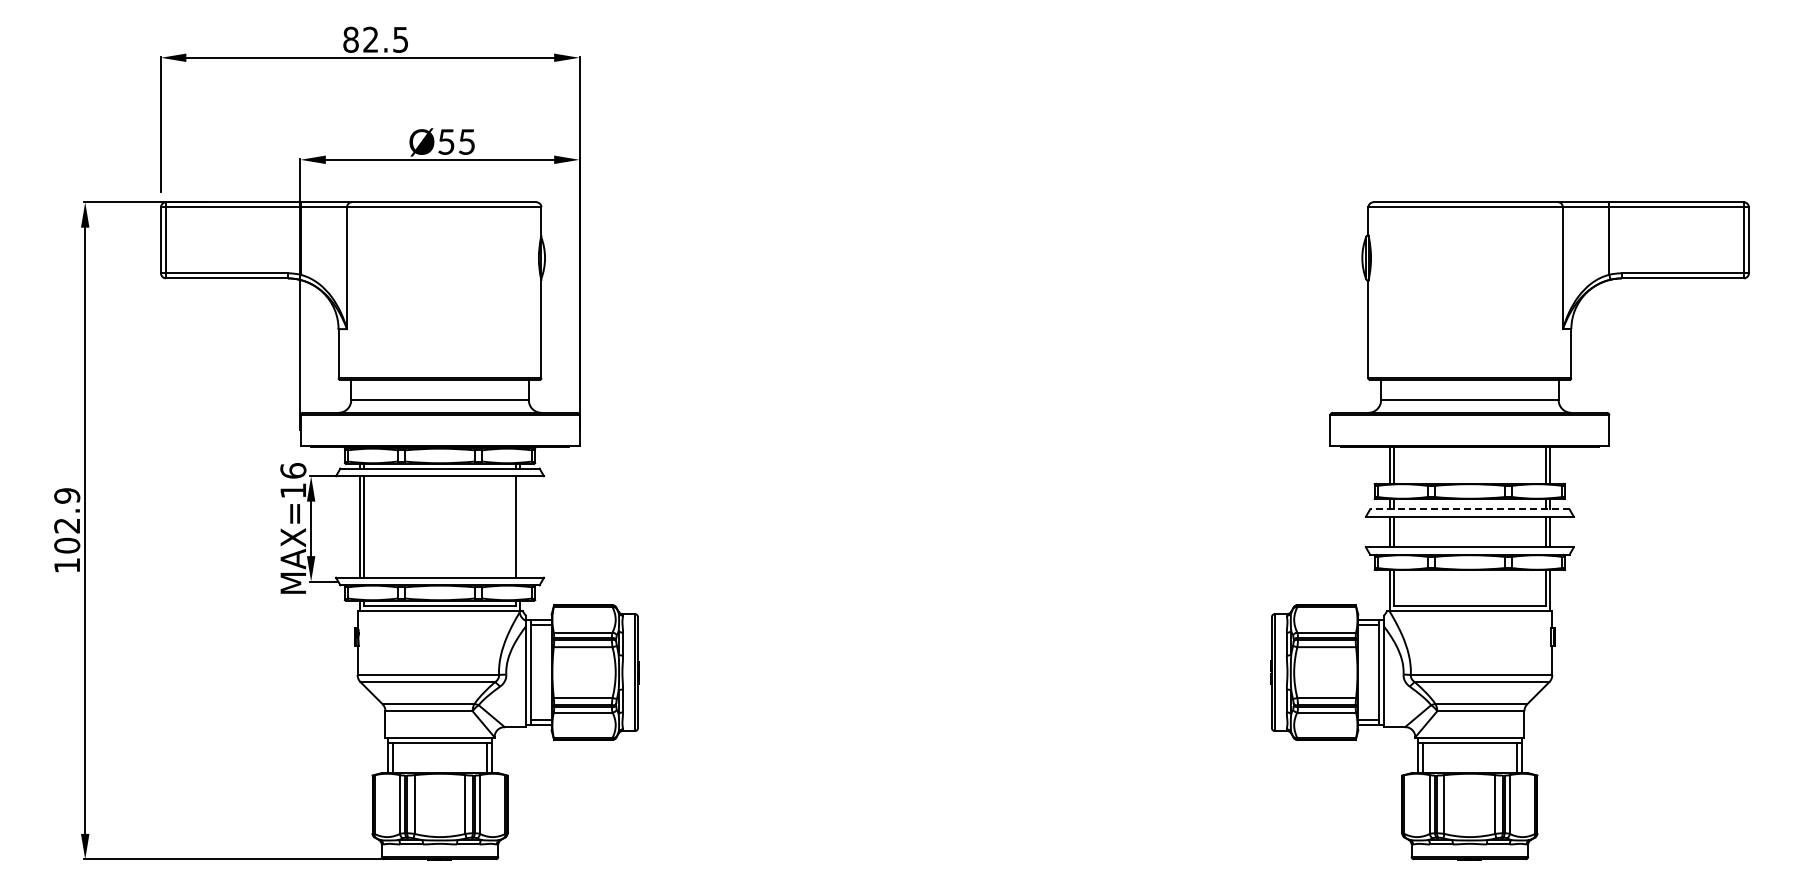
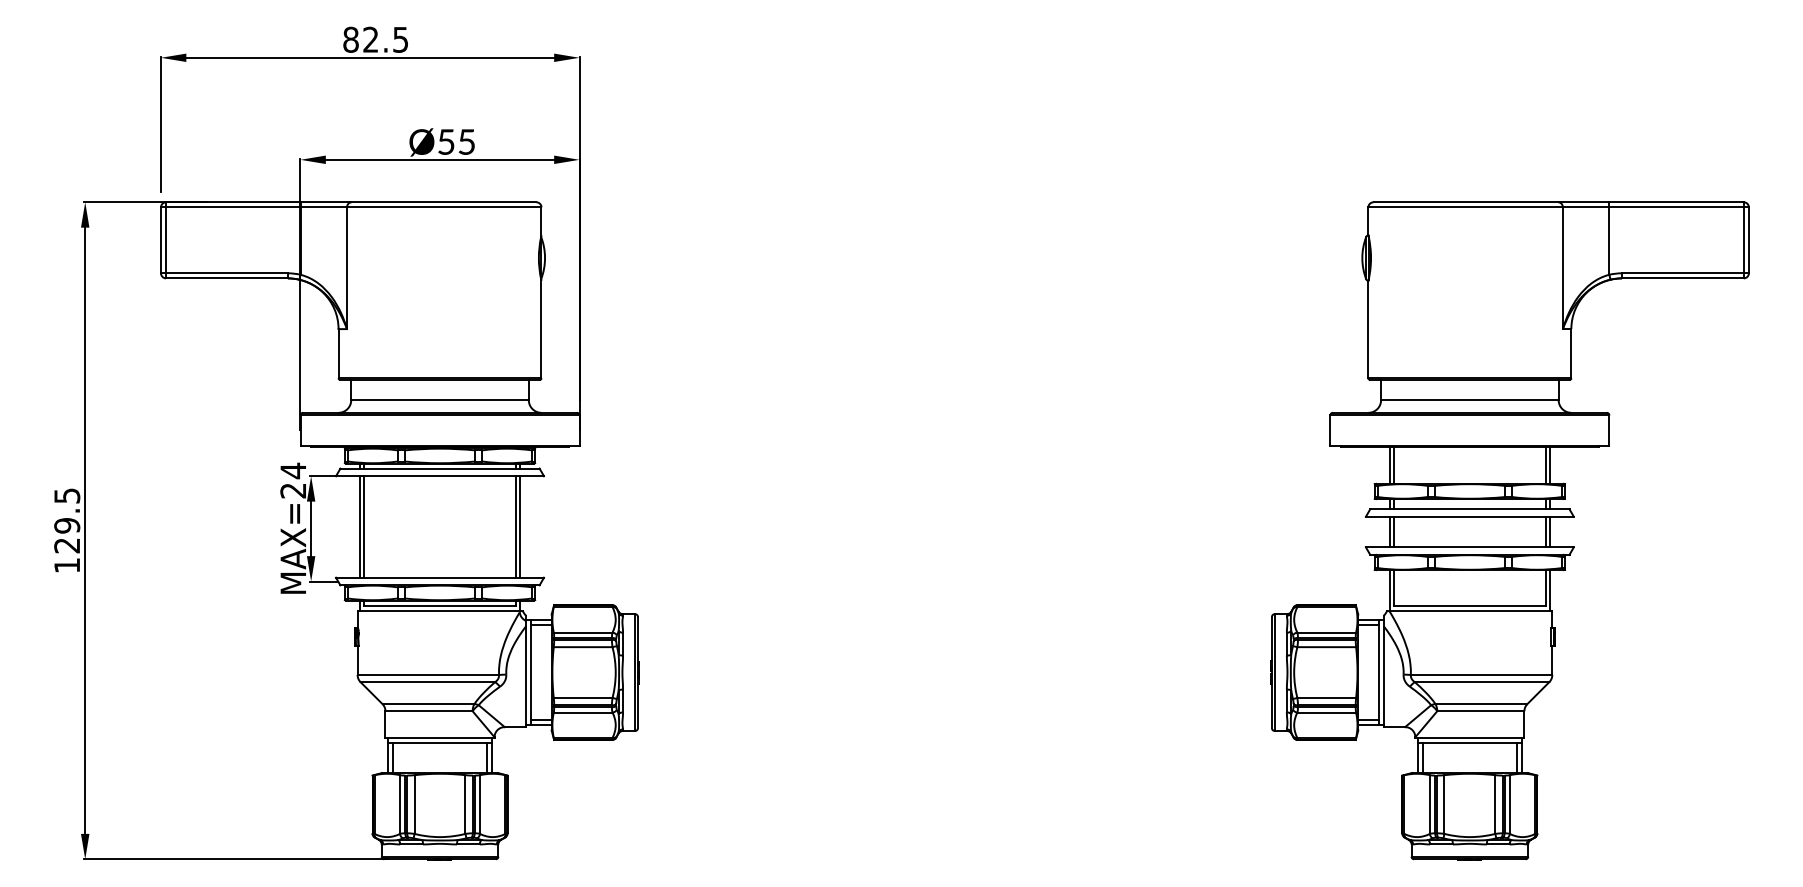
text: MAX=16 -> MAX=24 (293, 480)
line: dashed -> solid (1469, 509)
text: 102.9 -> 129.5 (67, 520)
line: none -> present (519, 526)
